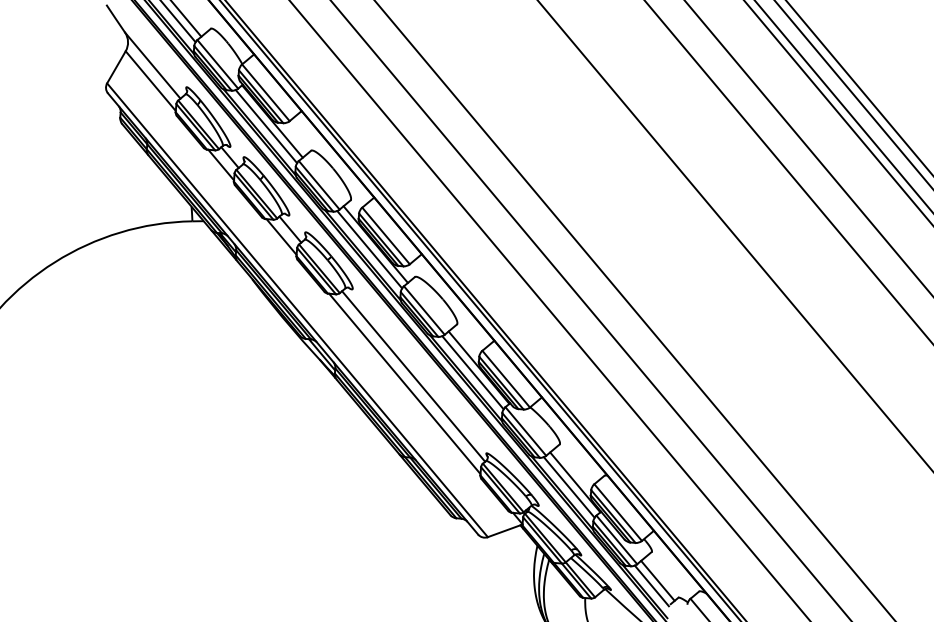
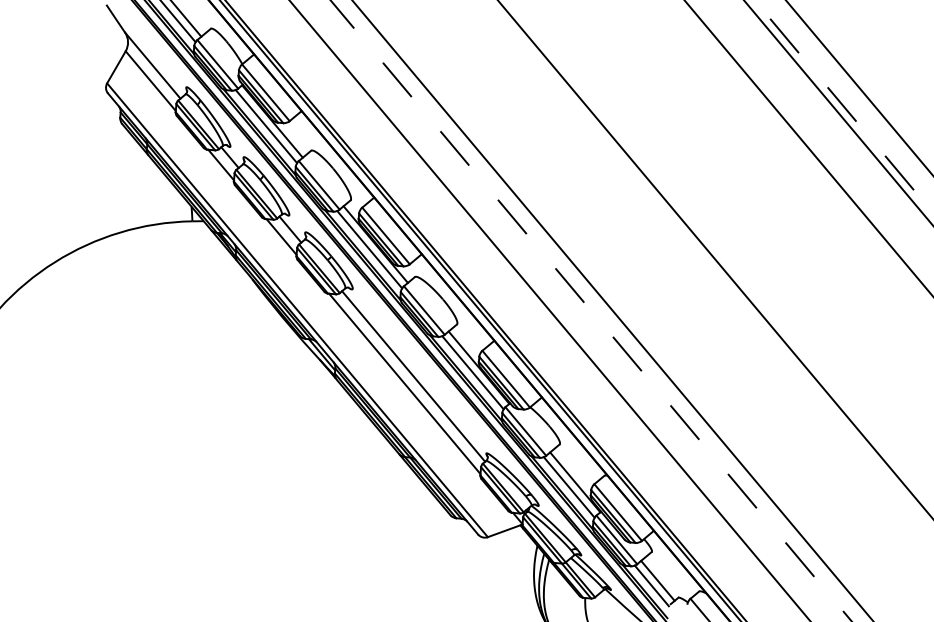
line: present -> none (853, 94)
line: solid -> dashed (844, 107)
line: present -> none (788, 171)
line position: (734, 235) -> (714, 259) (714, 259)
line position: (634, 310) -> (612, 310) (612, 310)
line: solid -> dashed (591, 311)
